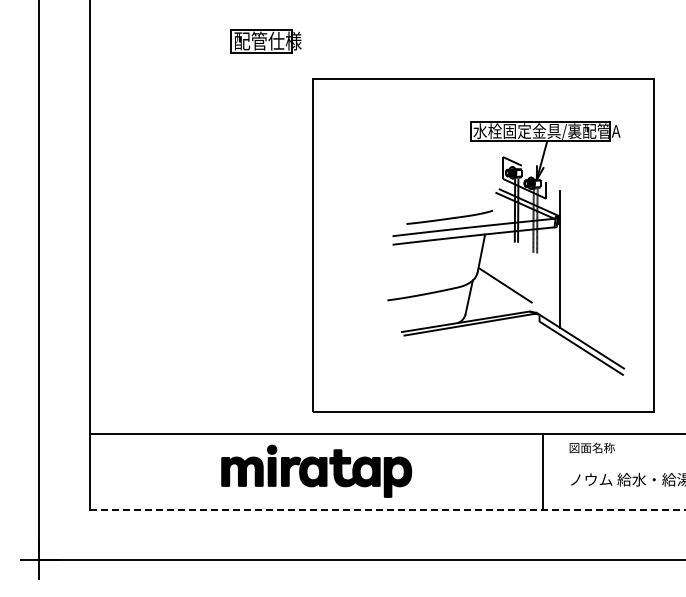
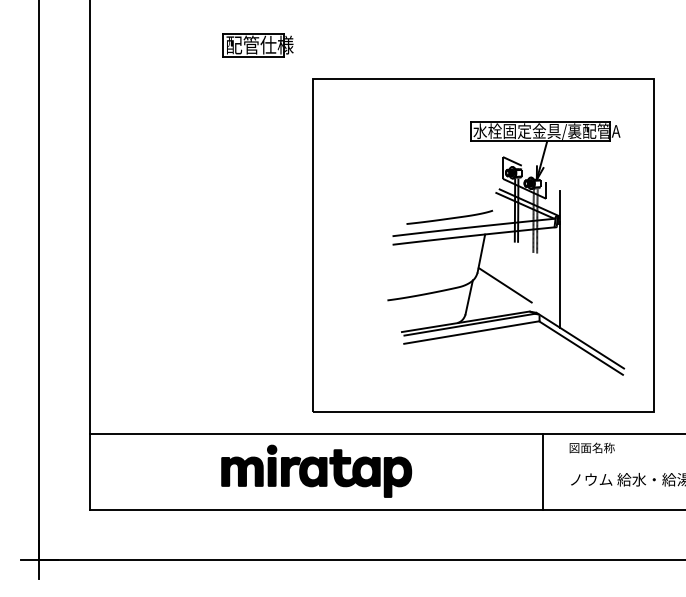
part position: (265, 41) -> (257, 45) (257, 45)
line: none -> present (471, 332)
line: dashed -> solid (387, 509)
